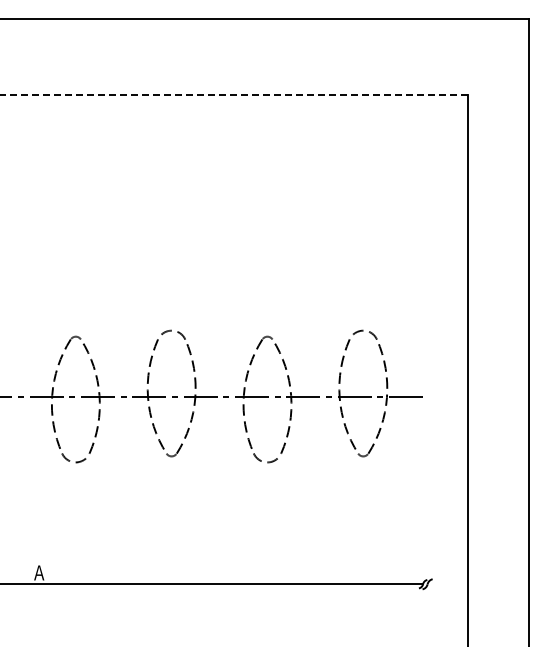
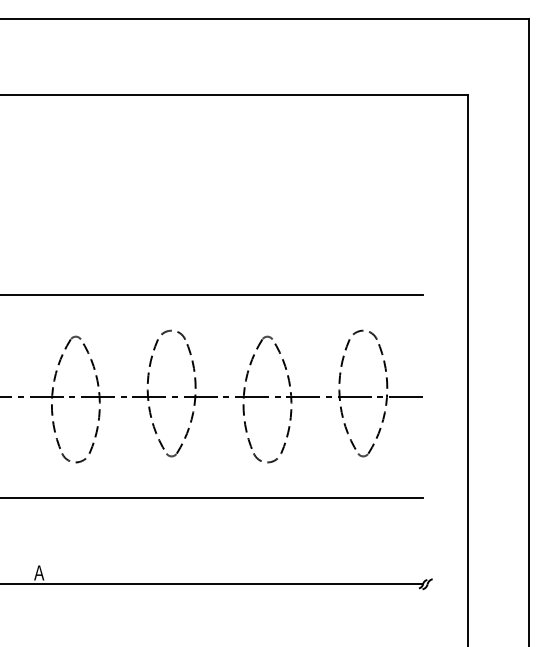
line: dashed -> solid (234, 94)
line: none -> present (212, 294)
line: none -> present (212, 498)
